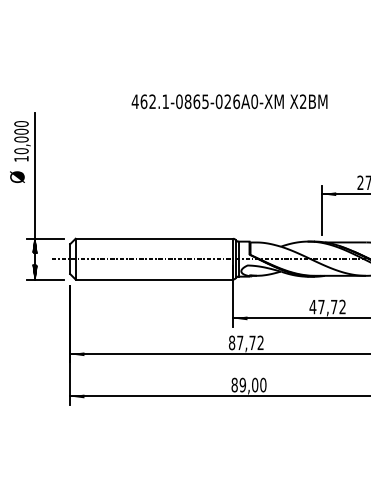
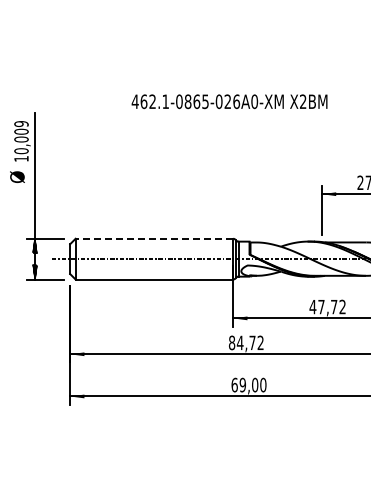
text: 10,000 -> 10,009 (21, 123)
line: solid -> dashed (154, 238)
text: 87,72 -> 84,72 (239, 342)
text: 89,00 -> 69,00 (234, 384)
